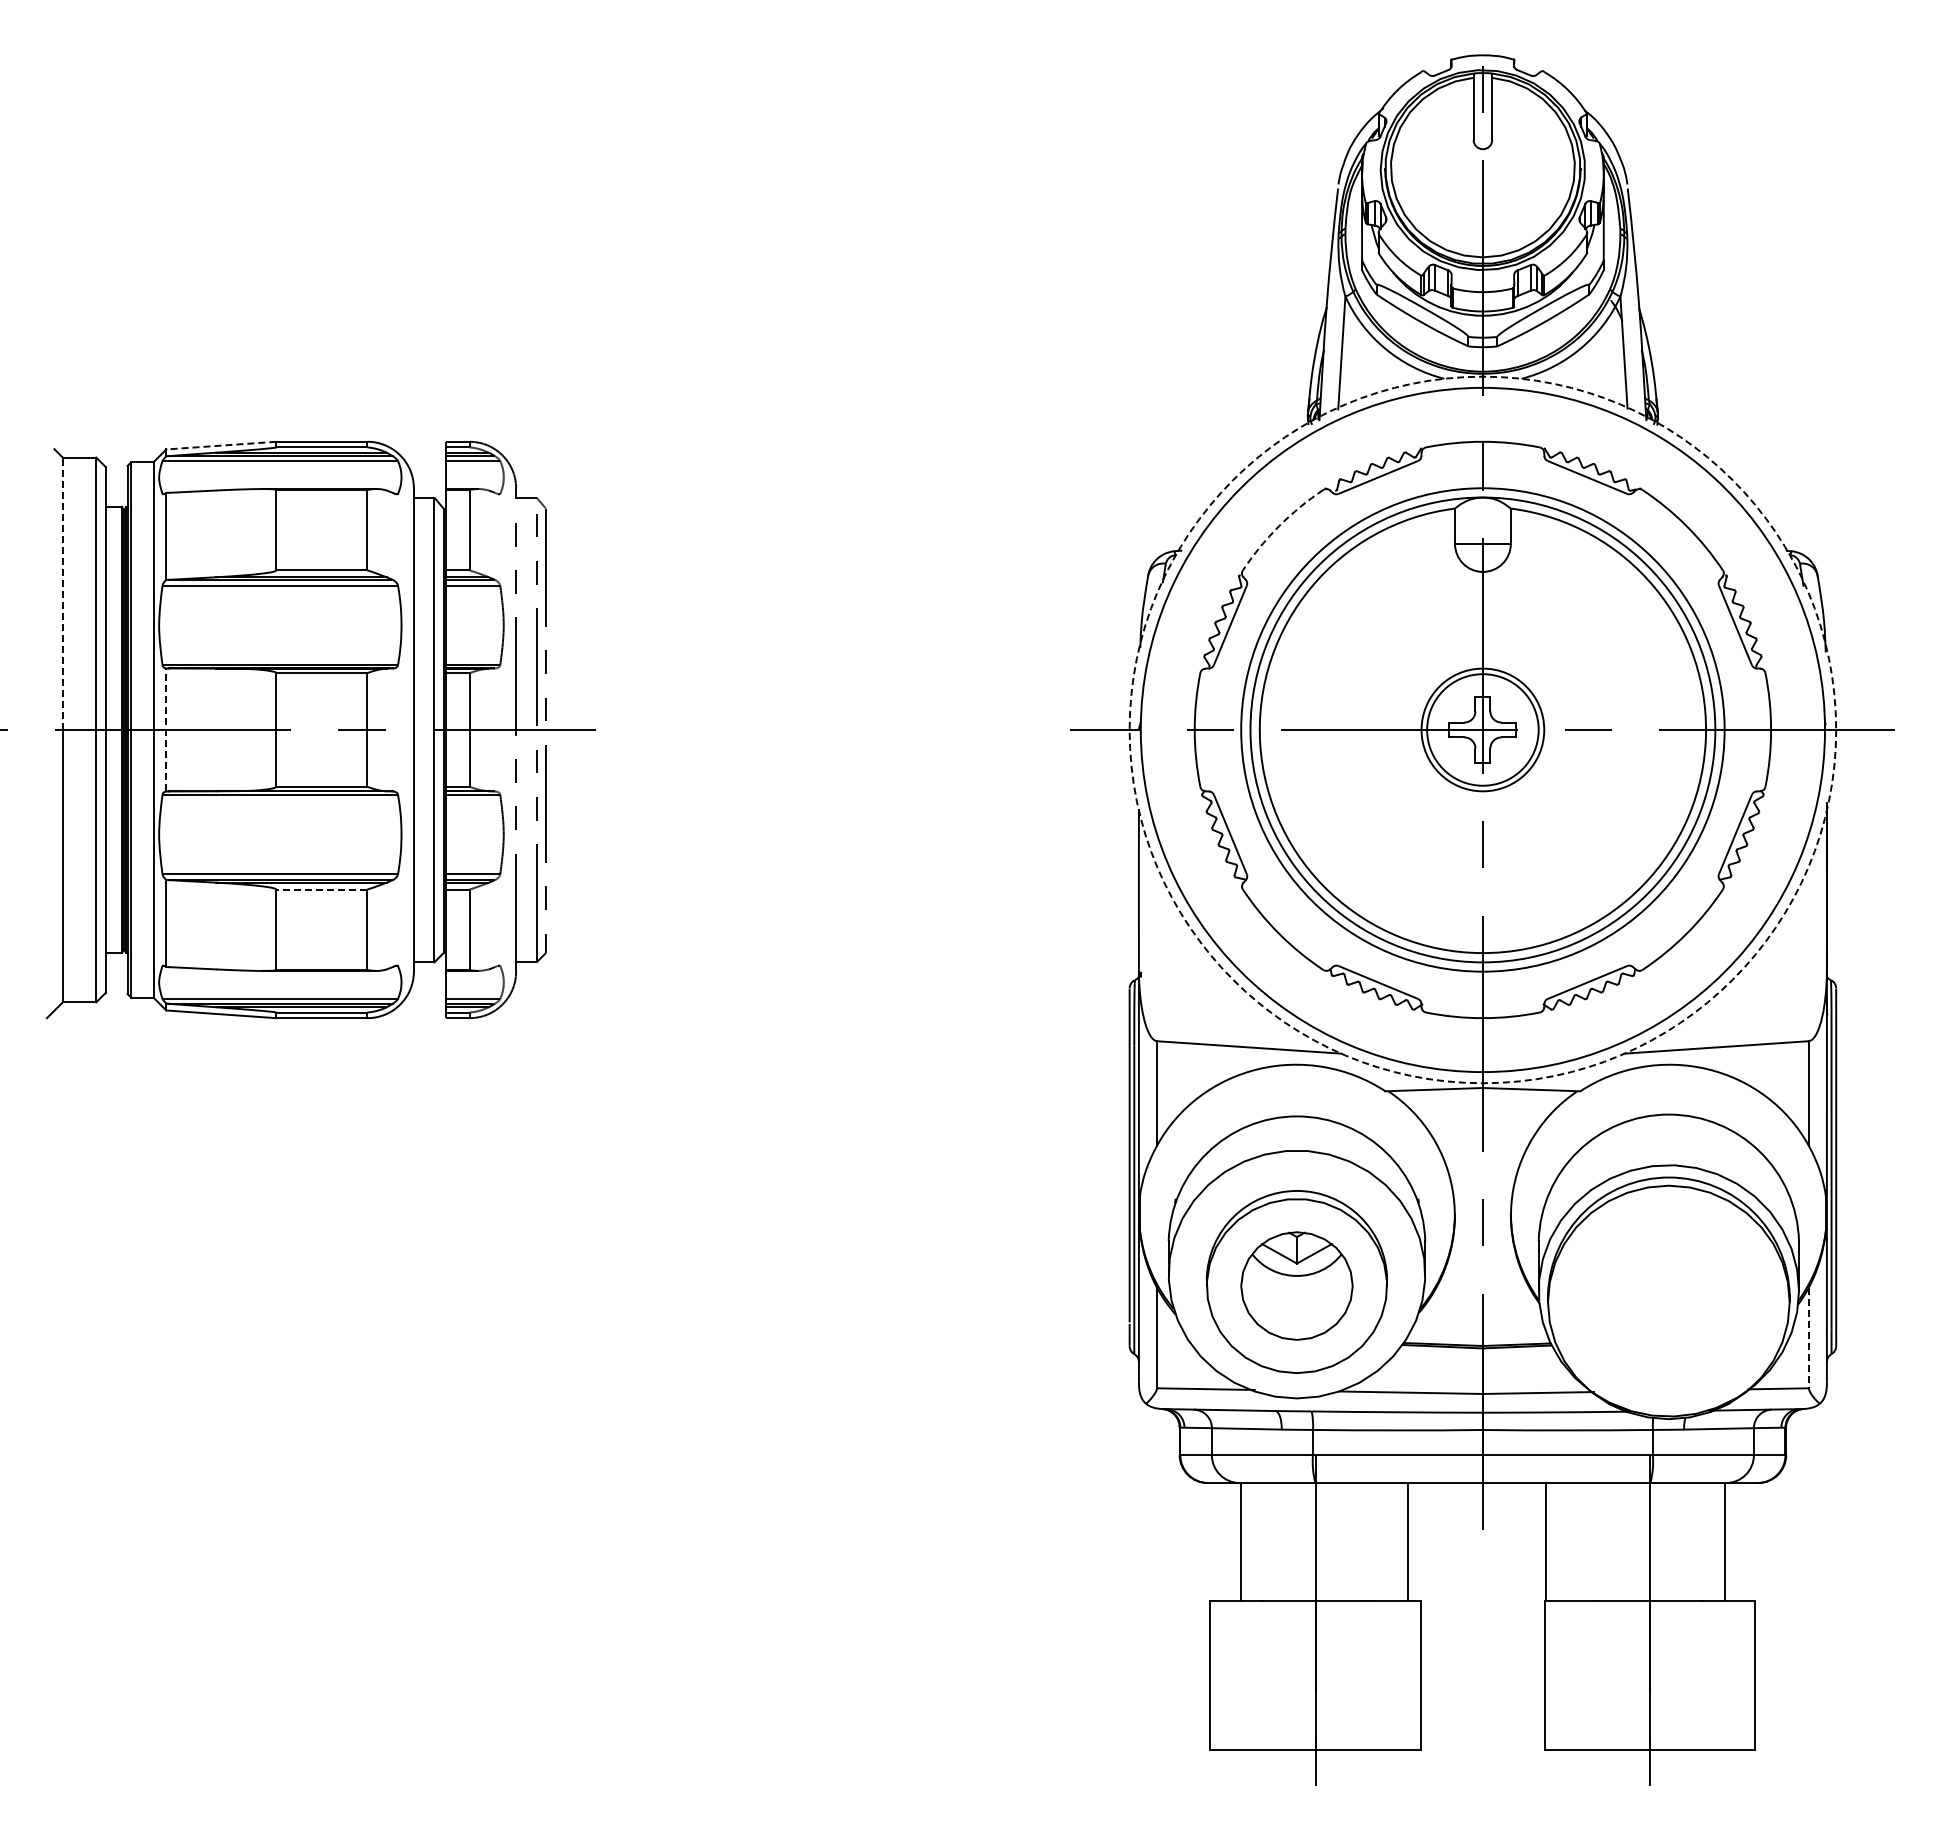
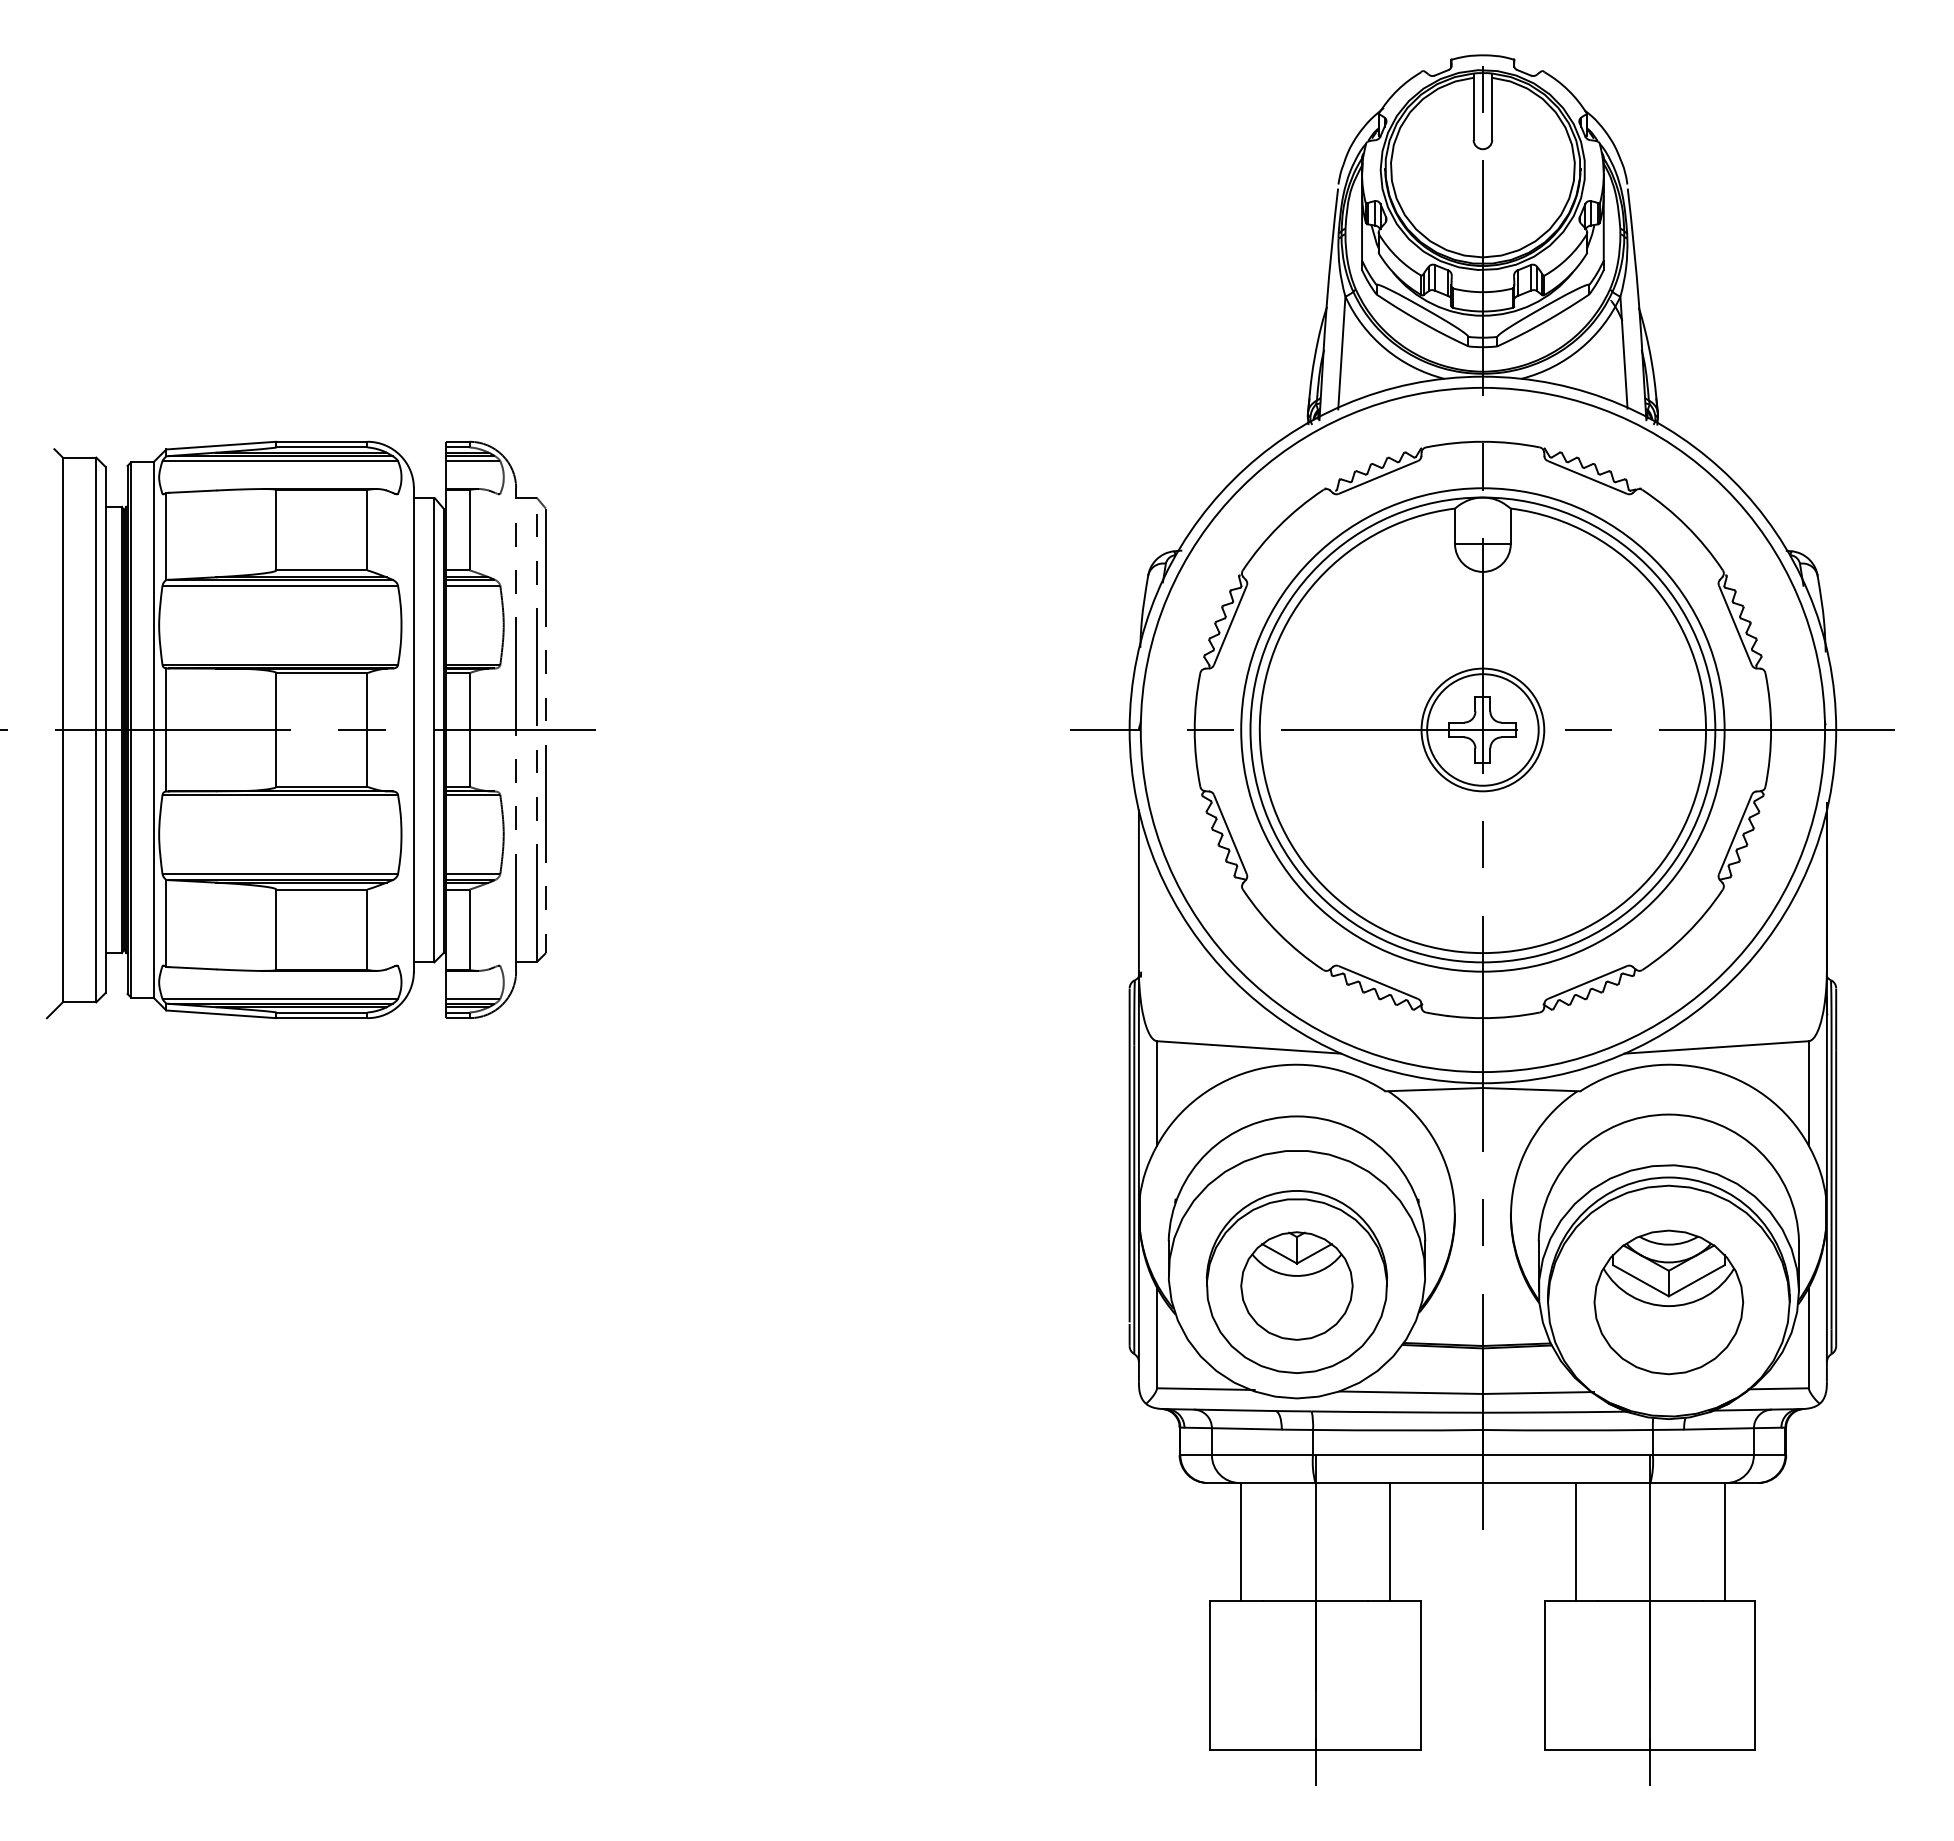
line: dashed -> solid (220, 445)
arc: dashed -> solid (1279, 526)
line: dashed -> solid (62, 593)
line: dashed -> solid (166, 729)
circle: dashed -> solid (1482, 729)
line: dashed -> solid (321, 889)
part: none -> present (1668, 1302)
line: dashed -> solid (1808, 1338)
line position: (1407, 1542) -> (1389, 1542) (1389, 1542)
line position: (1545, 1542) -> (1575, 1542) (1575, 1542)
